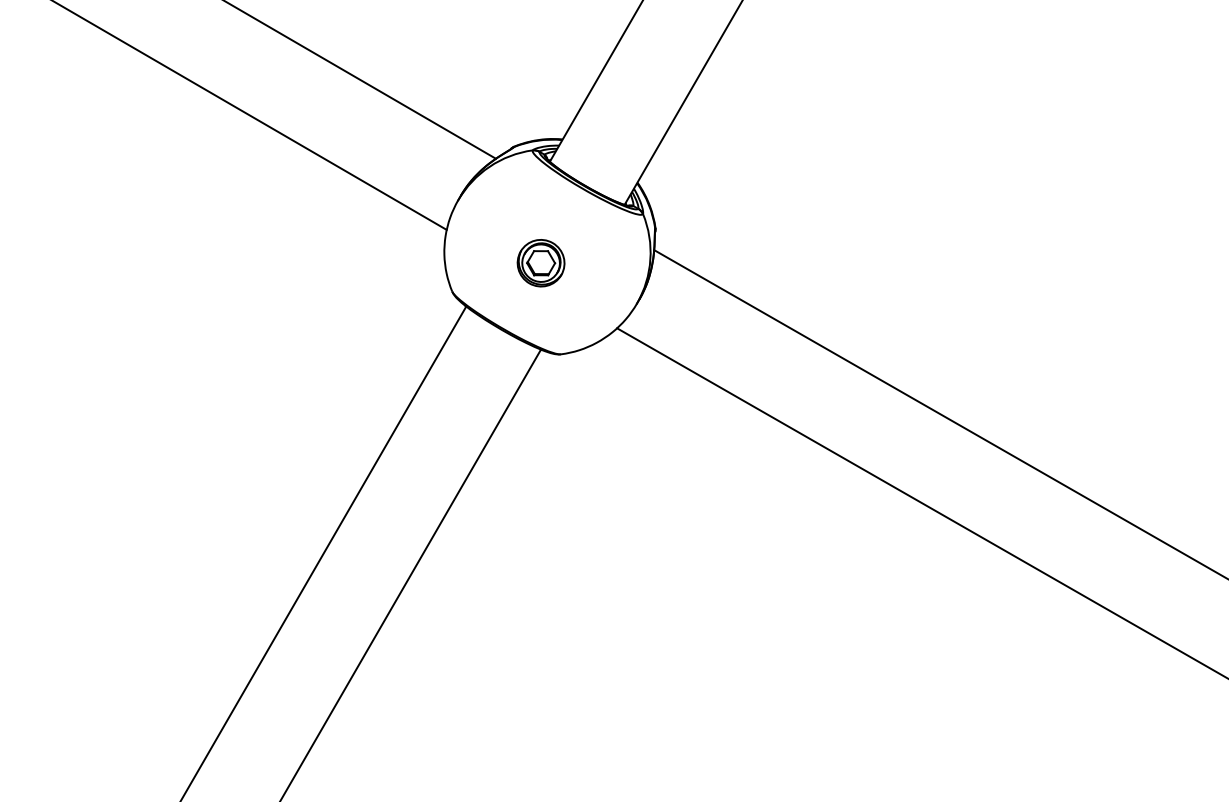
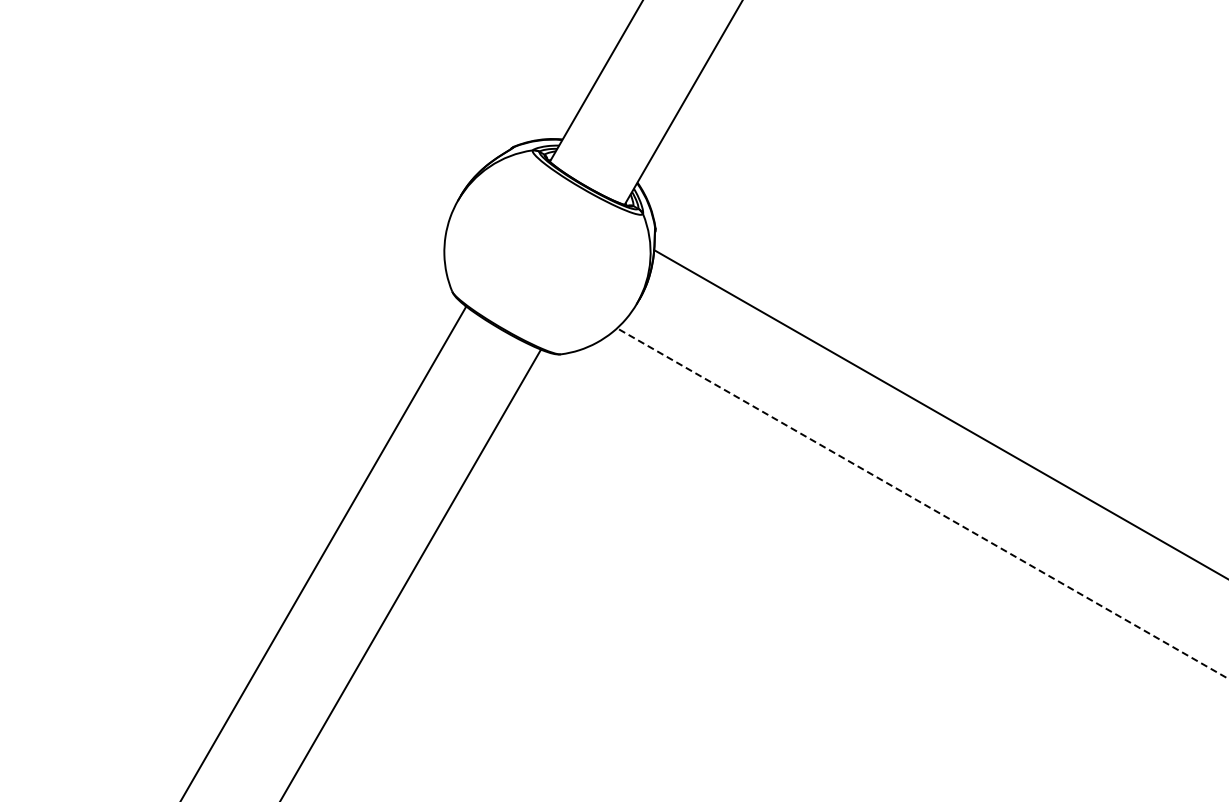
line: present -> none (360, 80)
line: present -> none (250, 115)
part: present -> none (540, 263)
line: solid -> dashed (922, 503)
